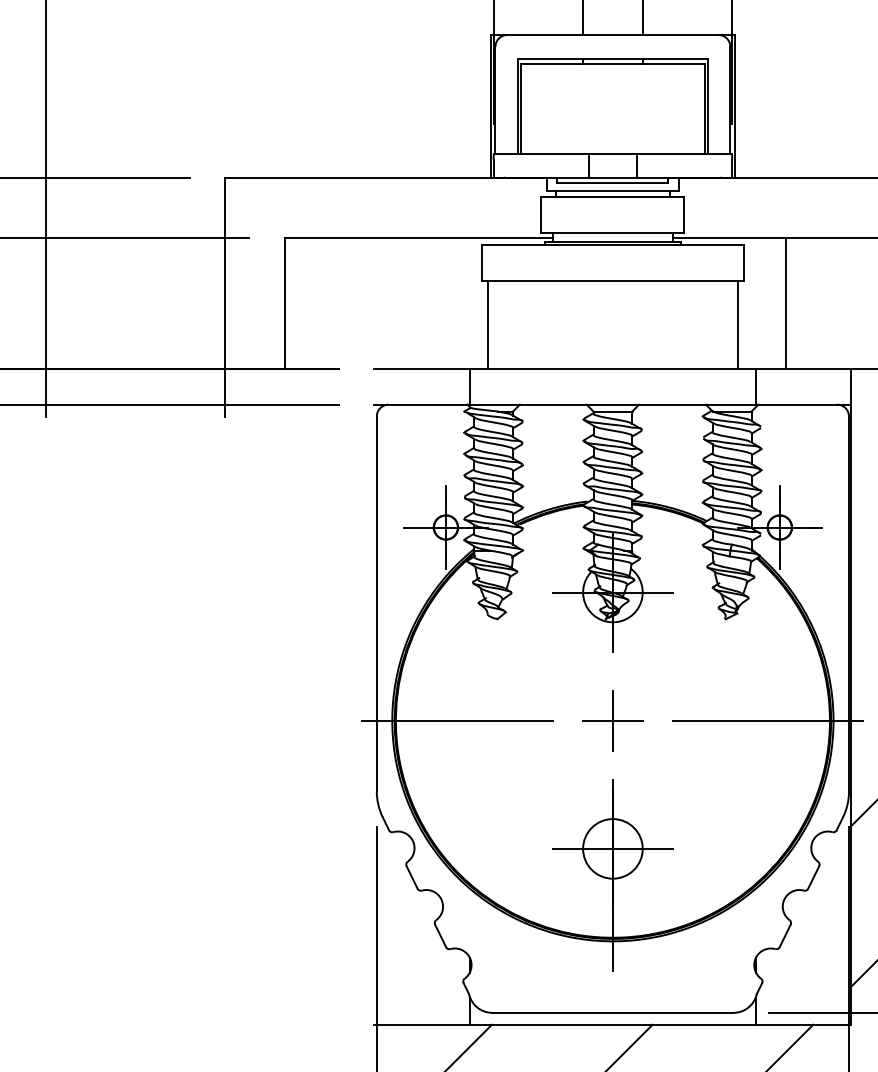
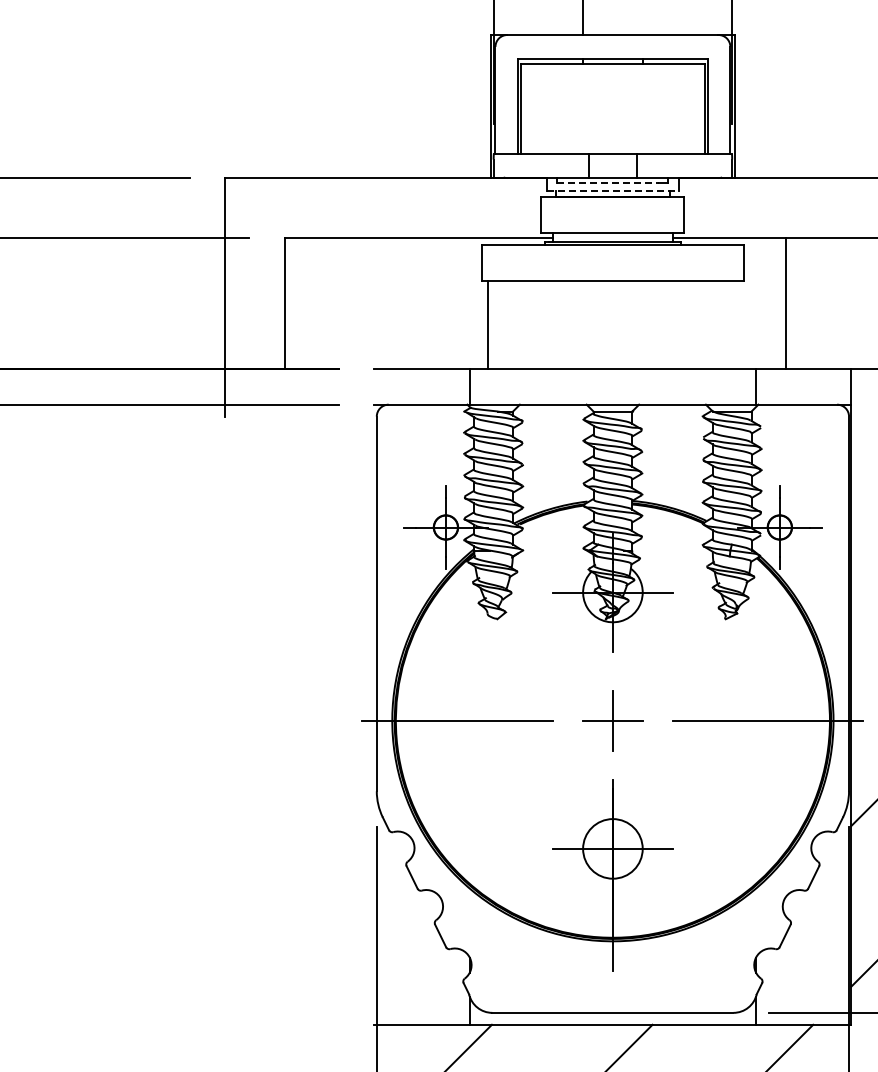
line: present -> none (642, 18)
line: solid -> dashed (608, 182)
line: solid -> dashed (612, 191)
line: present -> none (46, 209)
line: present -> none (738, 324)
